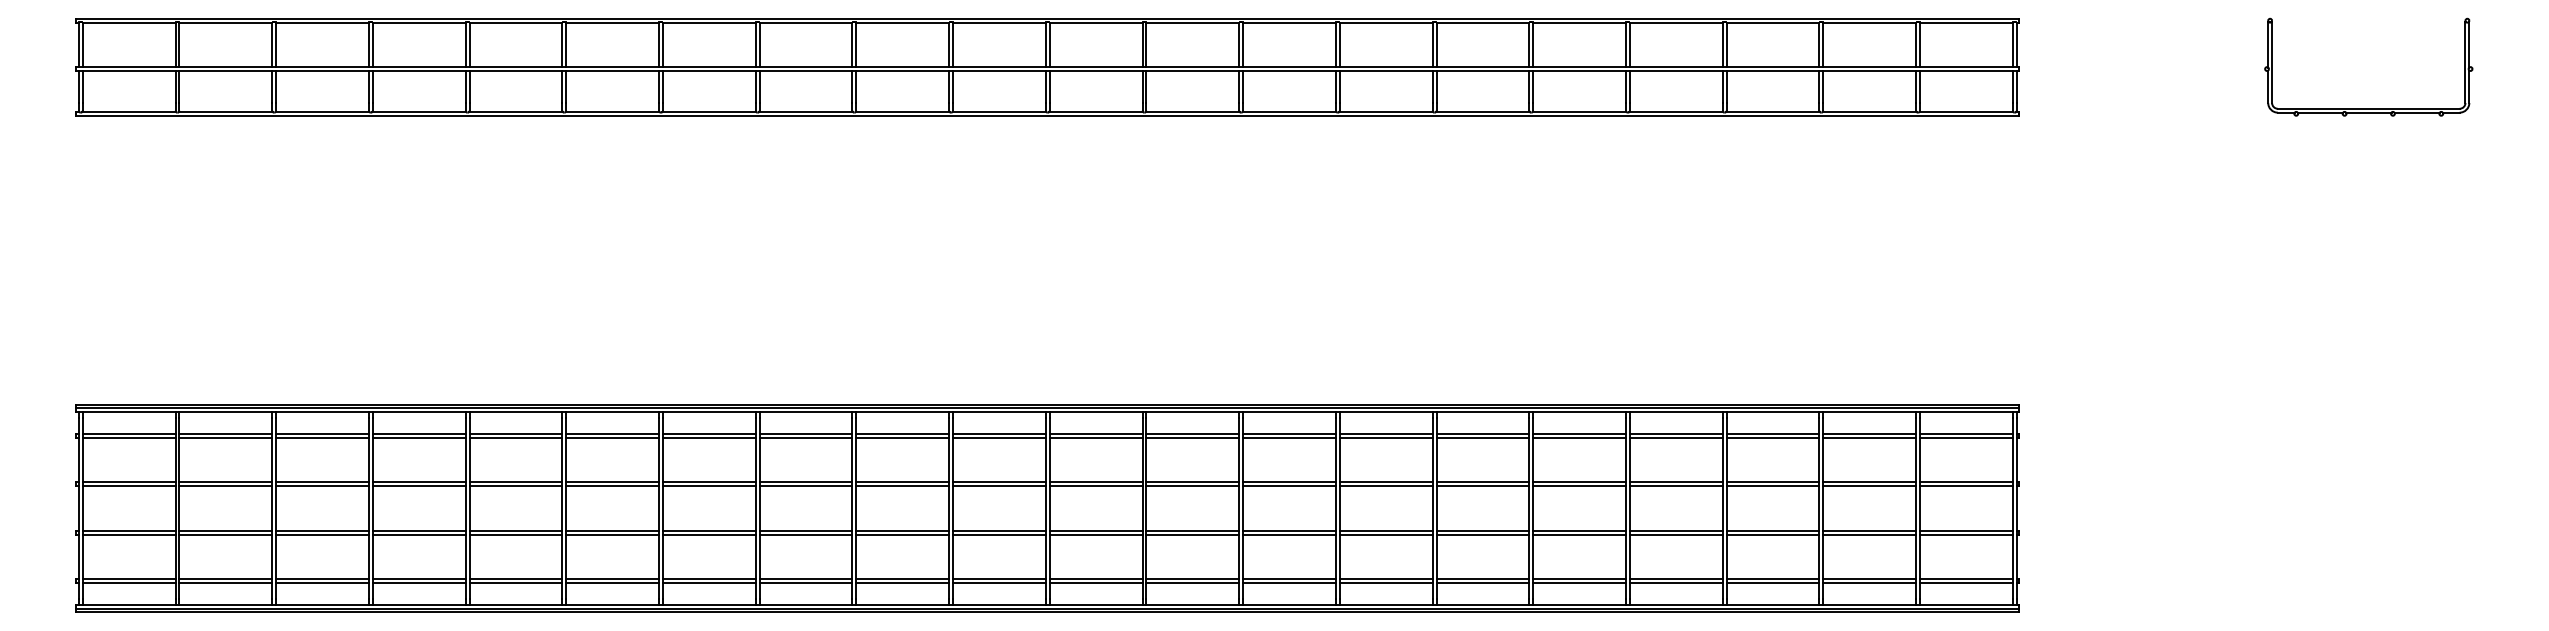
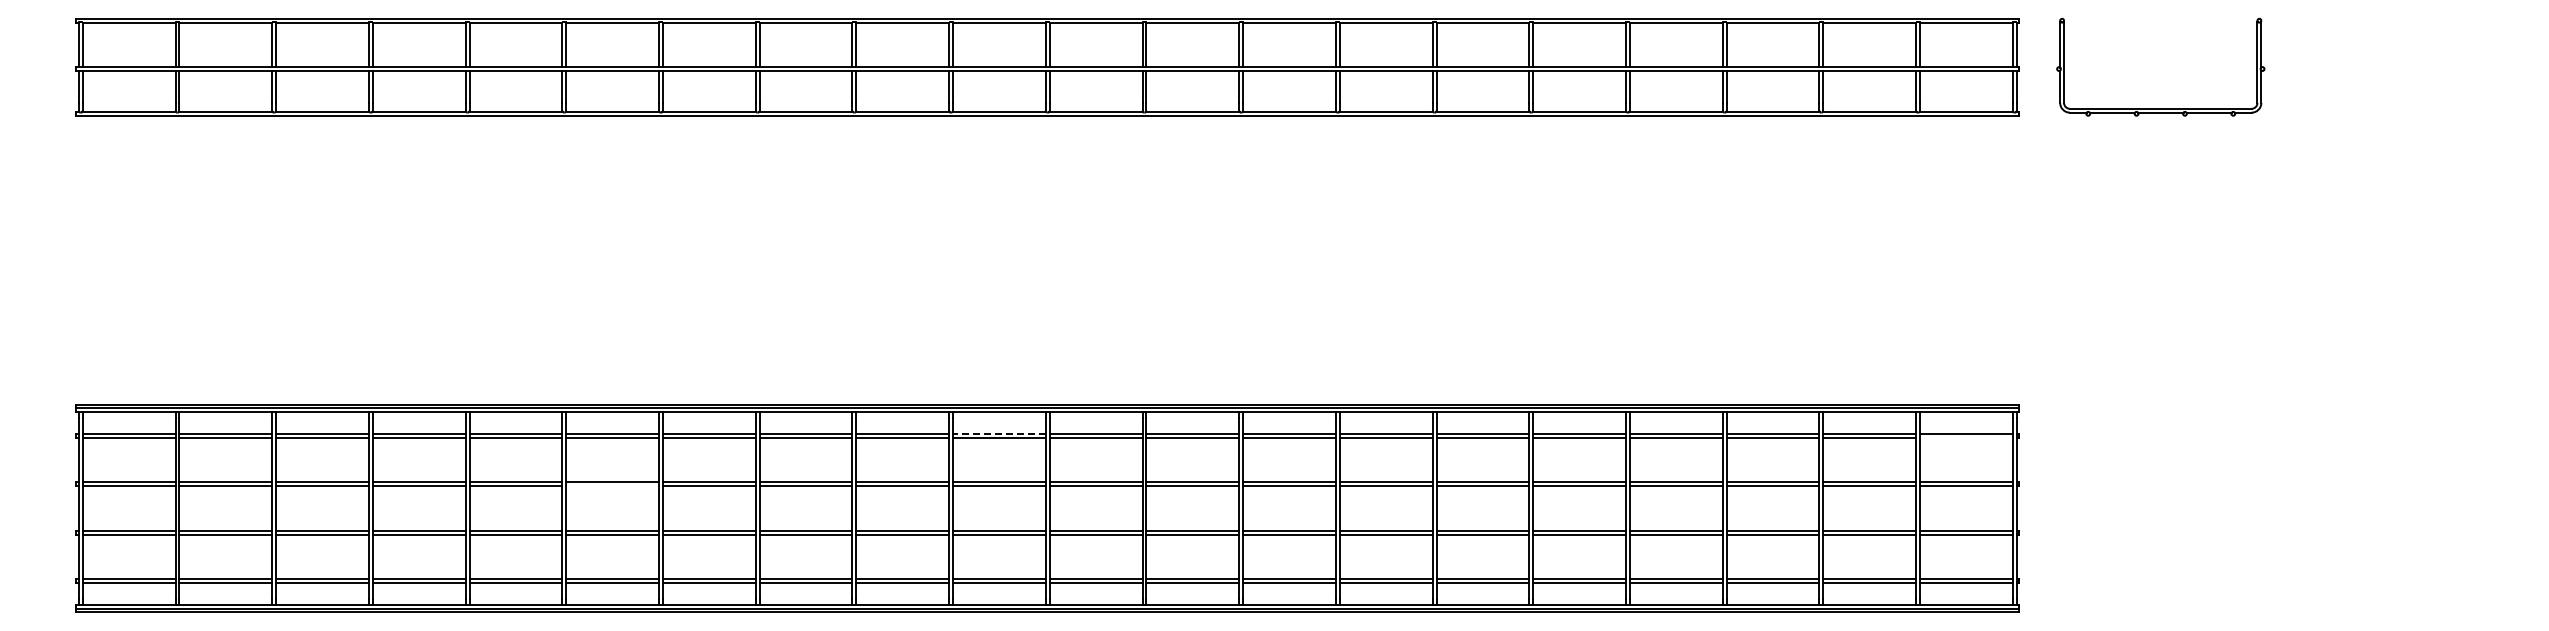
part position: (2368, 108) -> (2160, 108) (2160, 108)
line: solid -> dashed (998, 433)
line: present -> none (1966, 437)
line: present -> none (612, 486)
